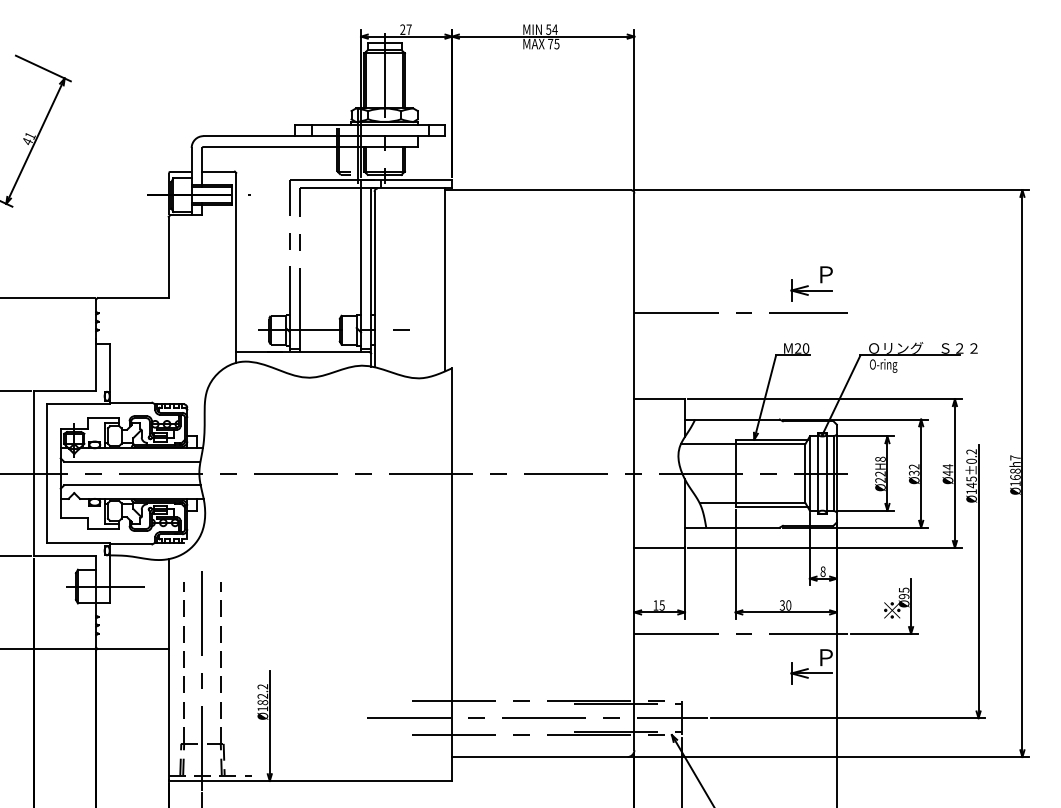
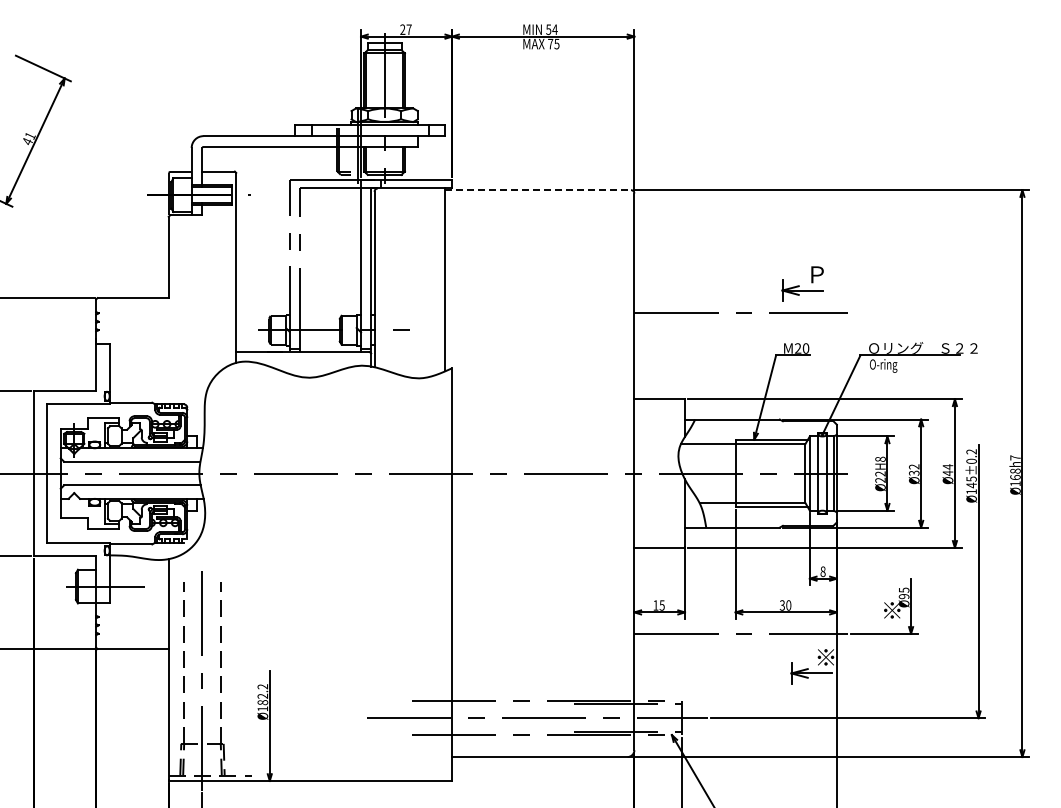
line: solid -> dashed (538, 190)
part position: (811, 283) -> (802, 283) (802, 283)
text: Ｐ -> ※ (825, 657)
